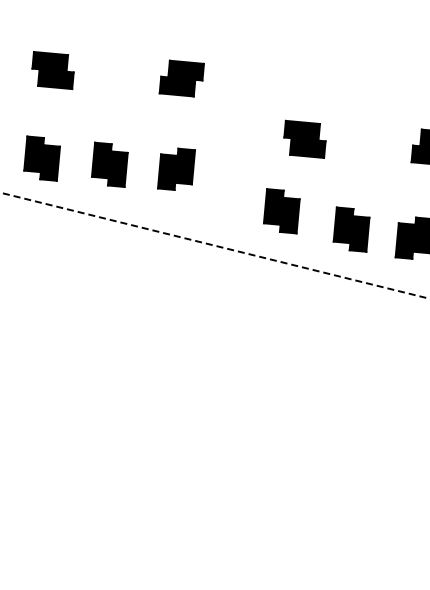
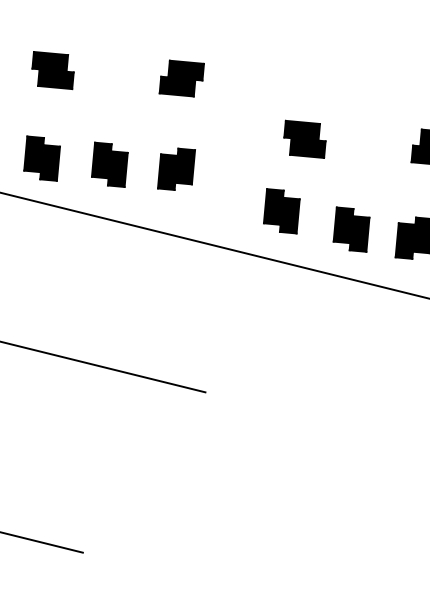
line: dashed -> solid (214, 245)
line: none -> present (103, 367)
line: none -> present (42, 542)
